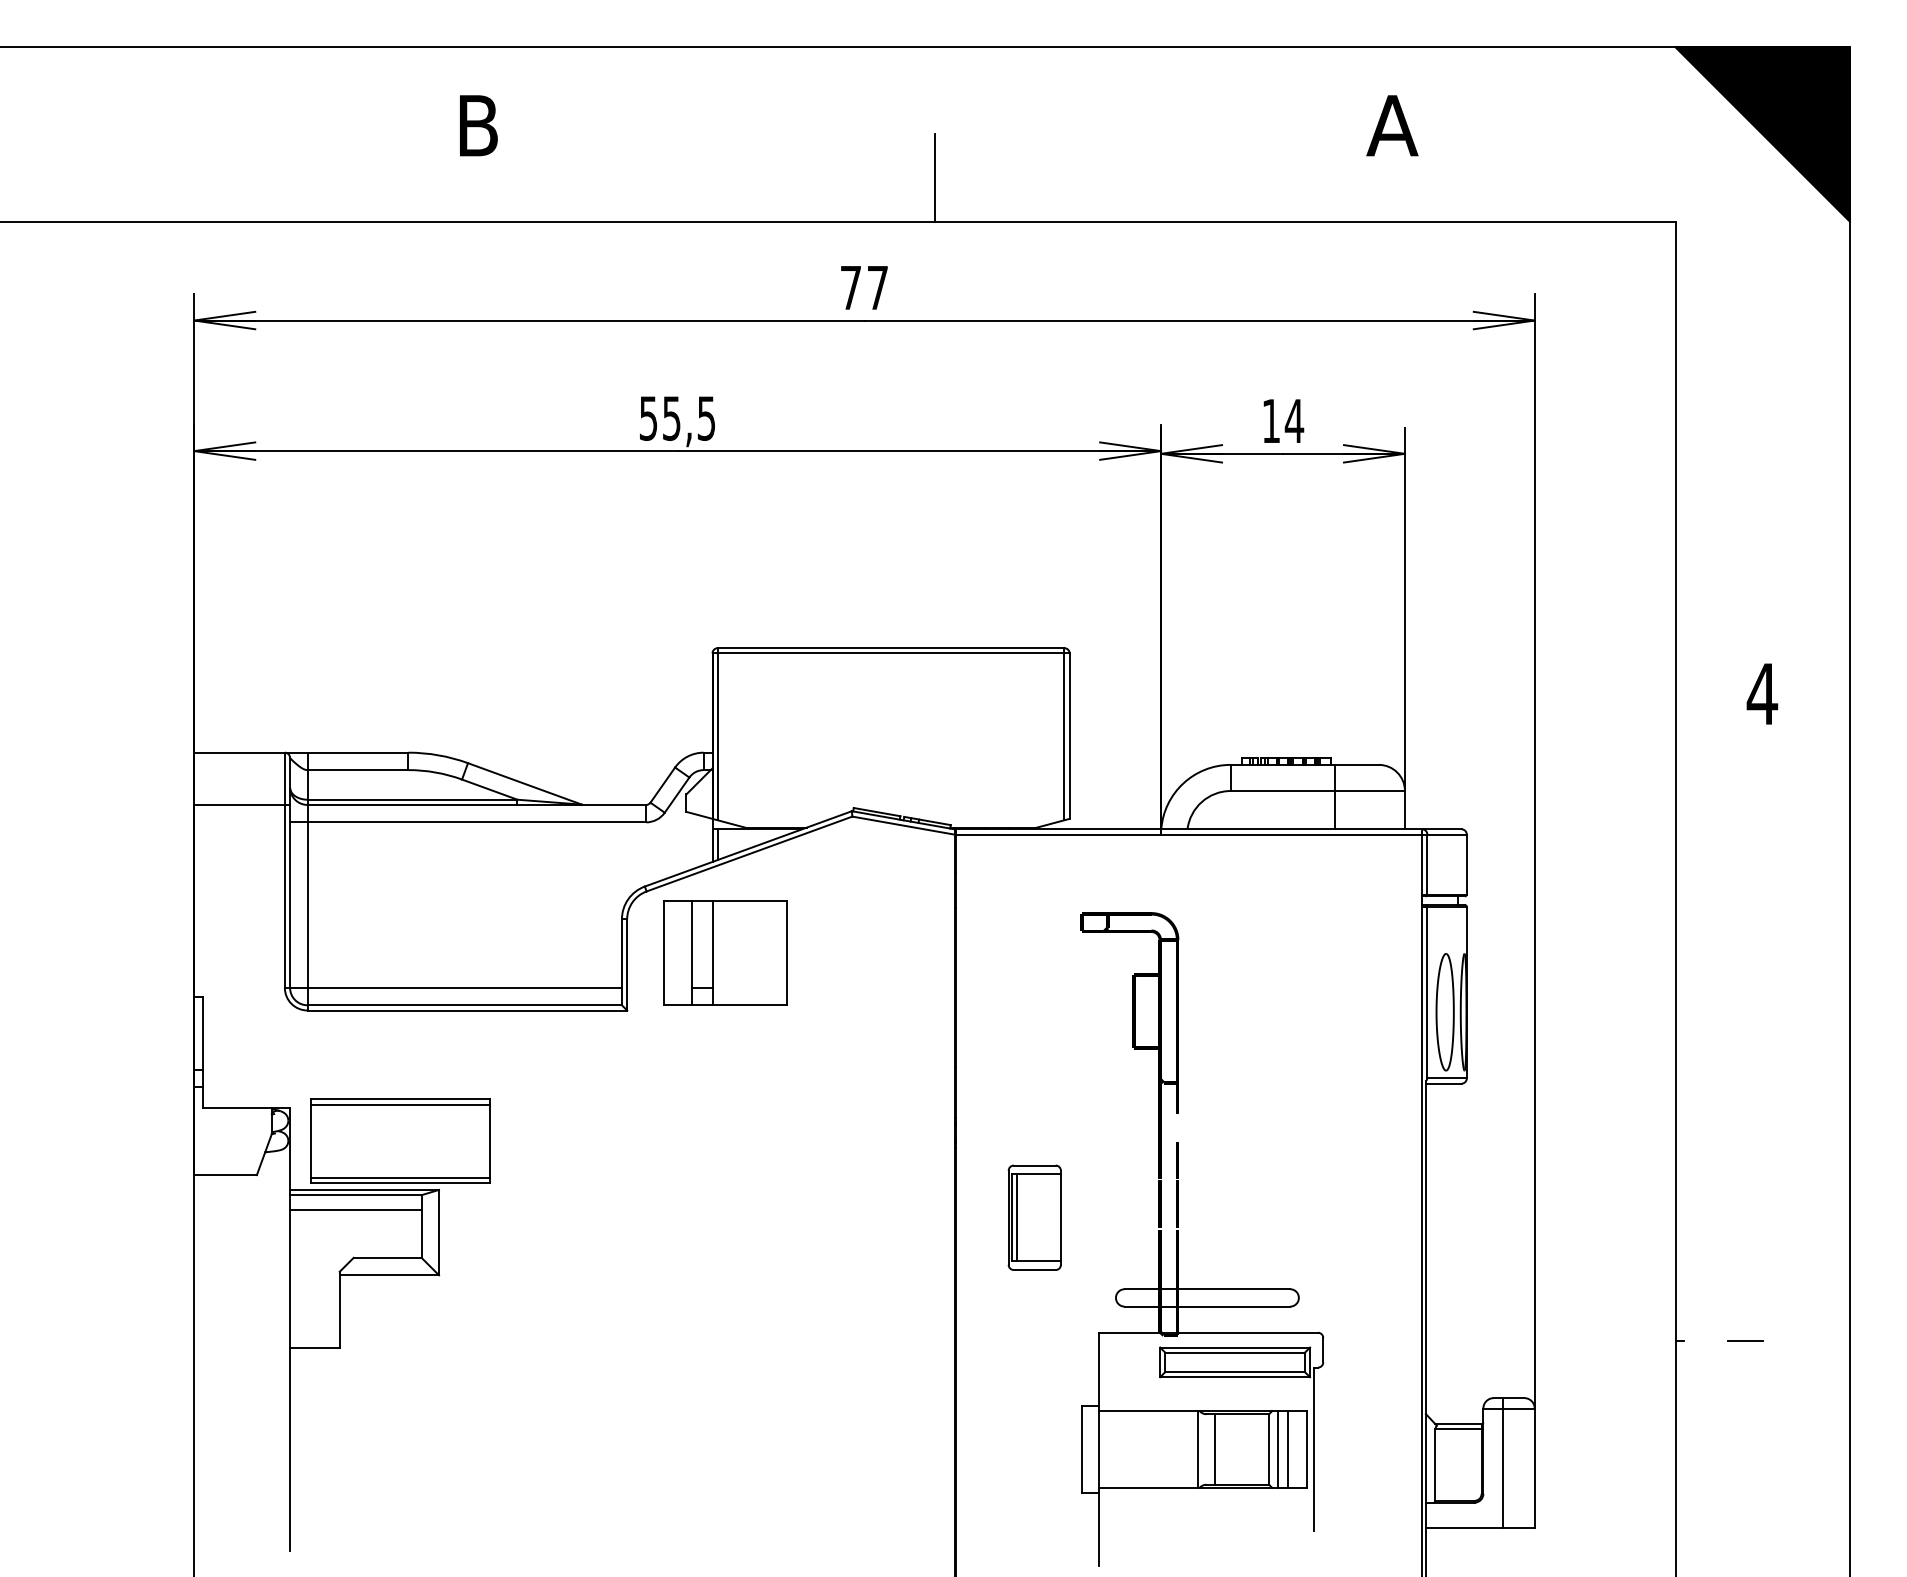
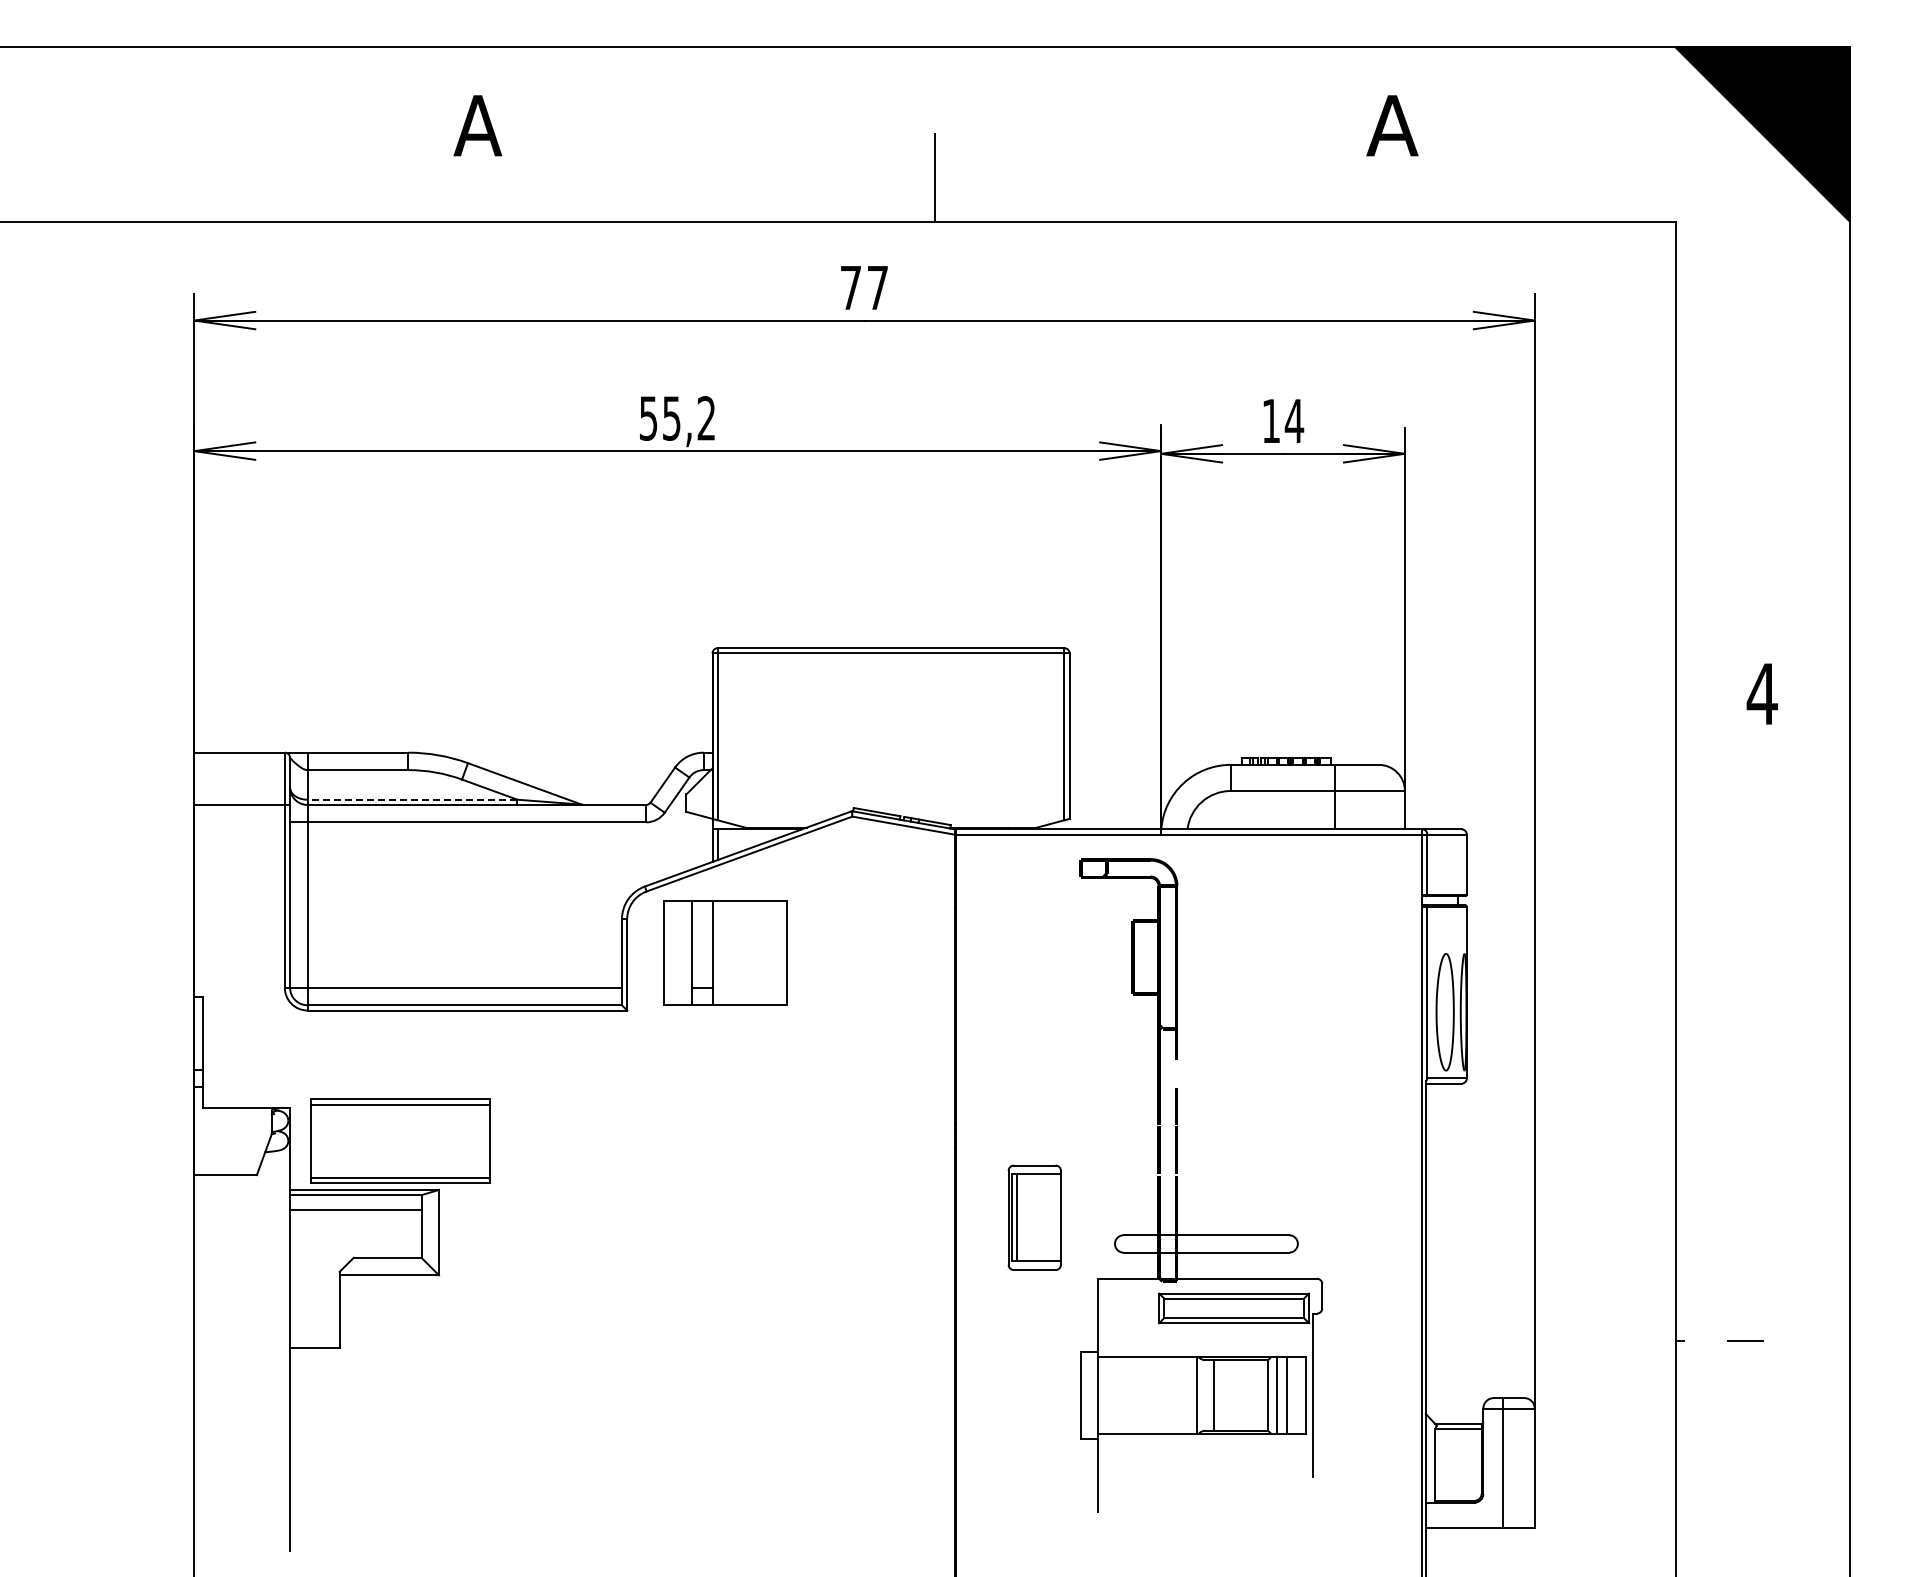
text: B -> A (477, 125)
text: 55,5 -> 55,2 (705, 418)
line: solid -> dashed (412, 799)
part position: (1178, 1239) -> (1177, 1185) (1177, 1185)
